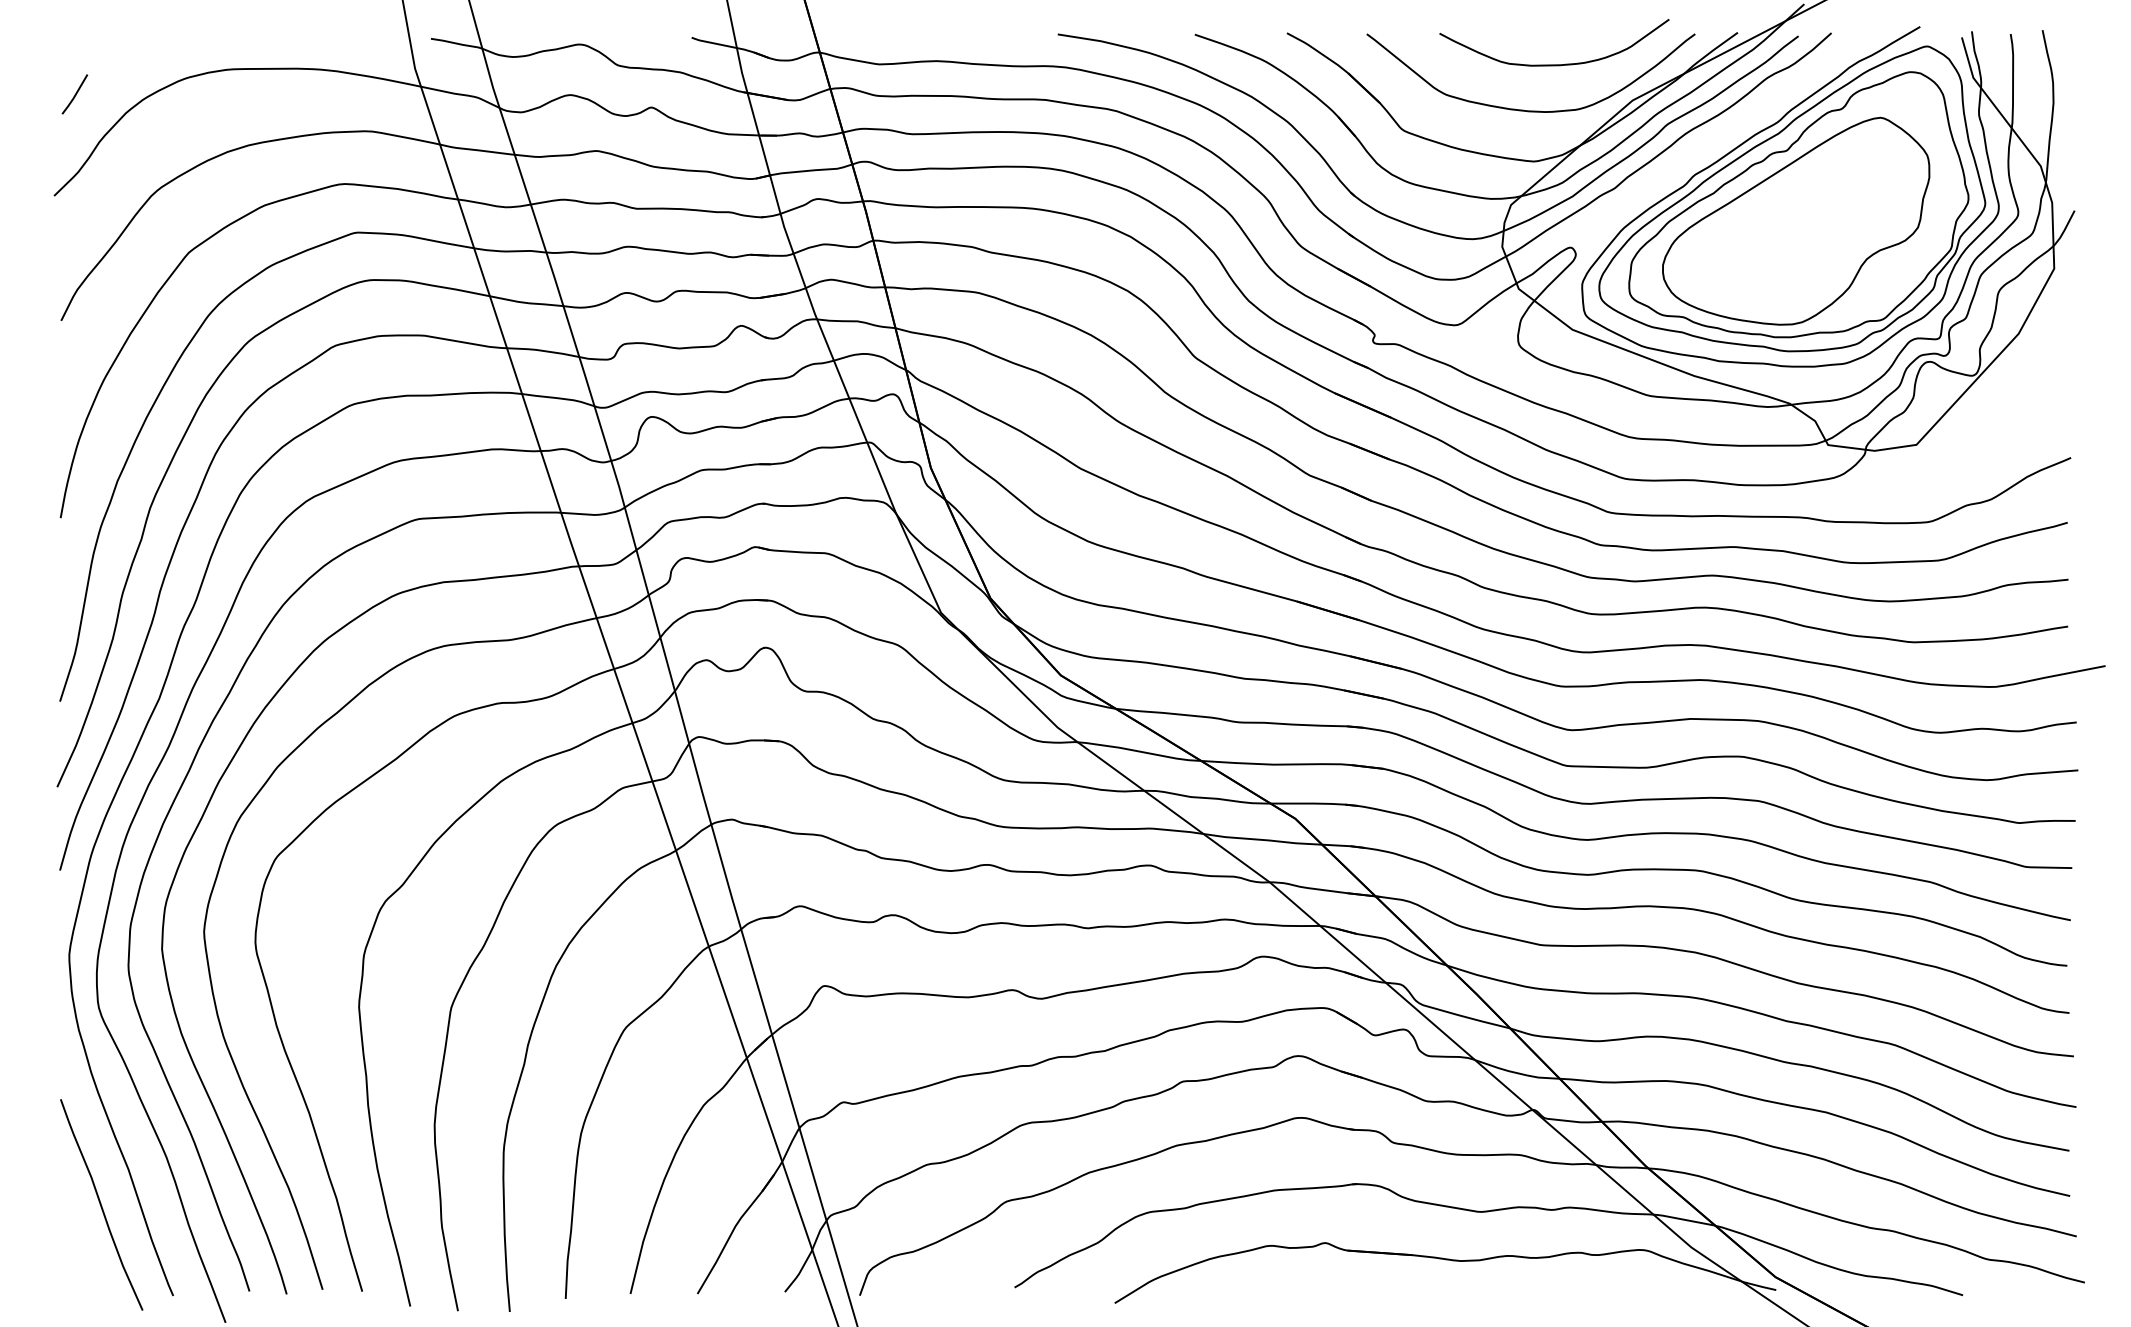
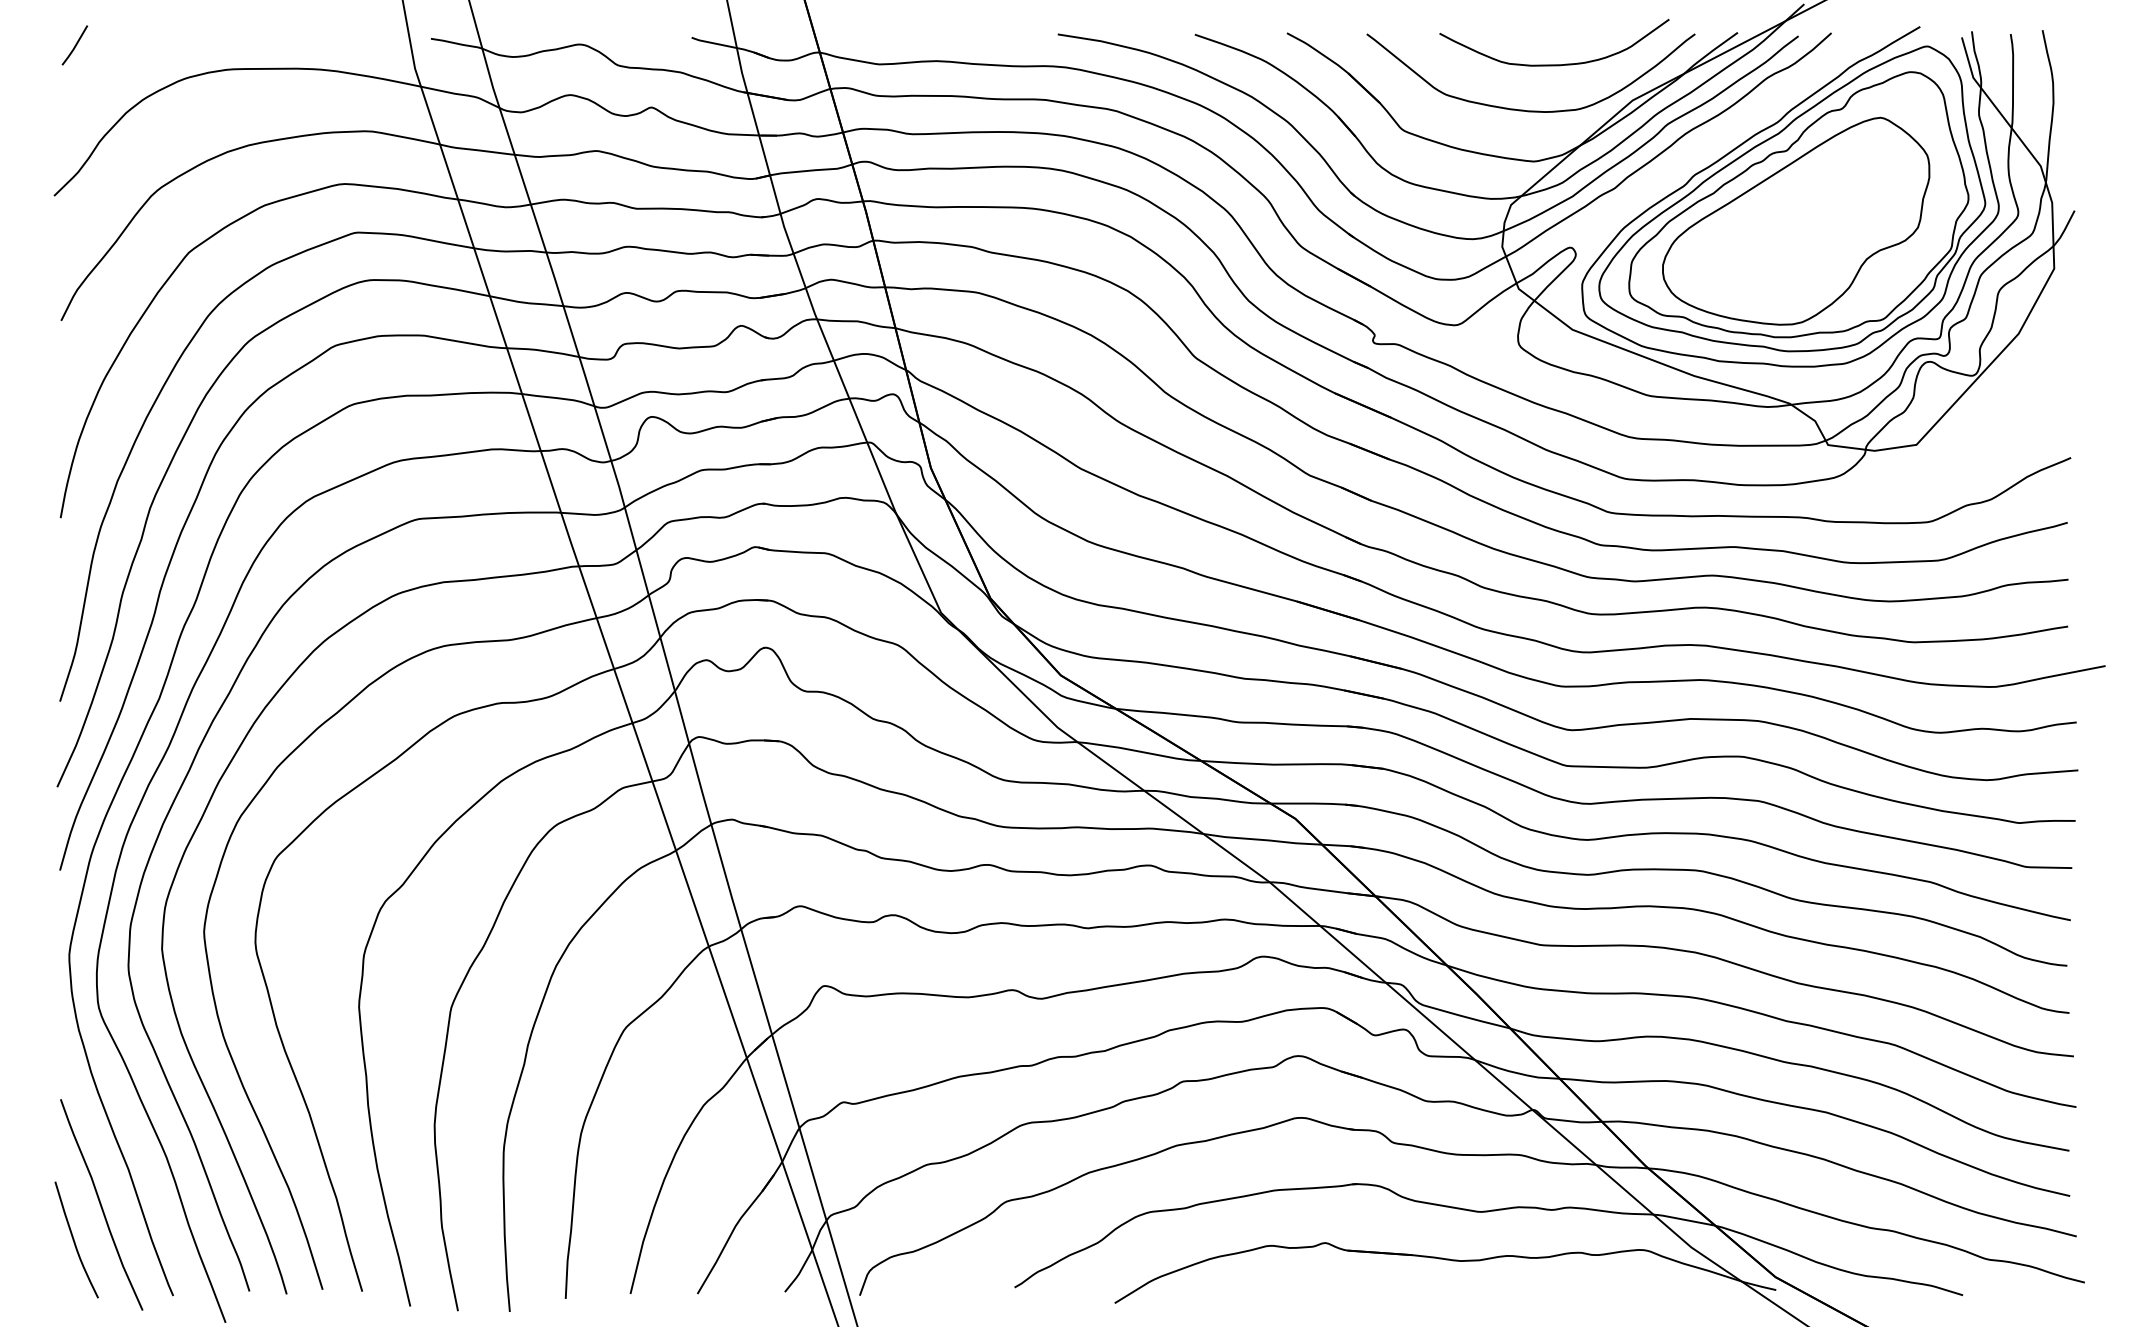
line position: (74, 94) -> (74, 45) (74, 45)
curve: none -> present (74, 1239)
